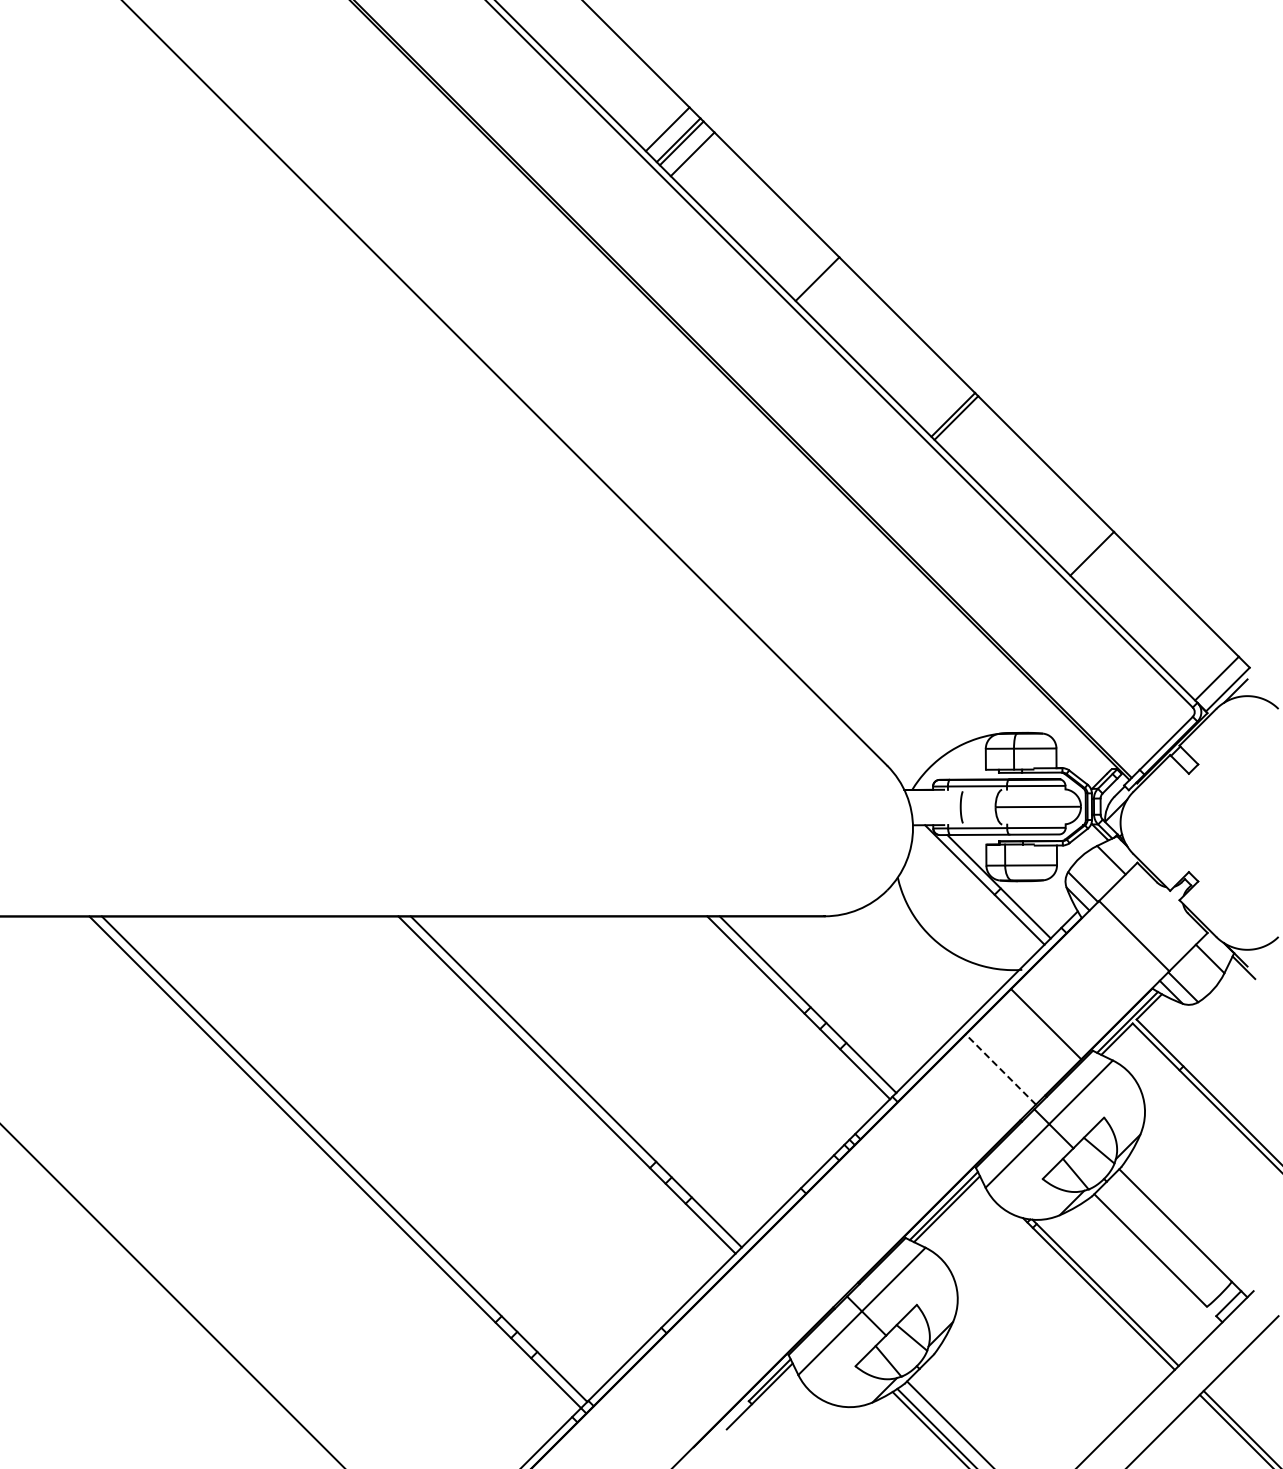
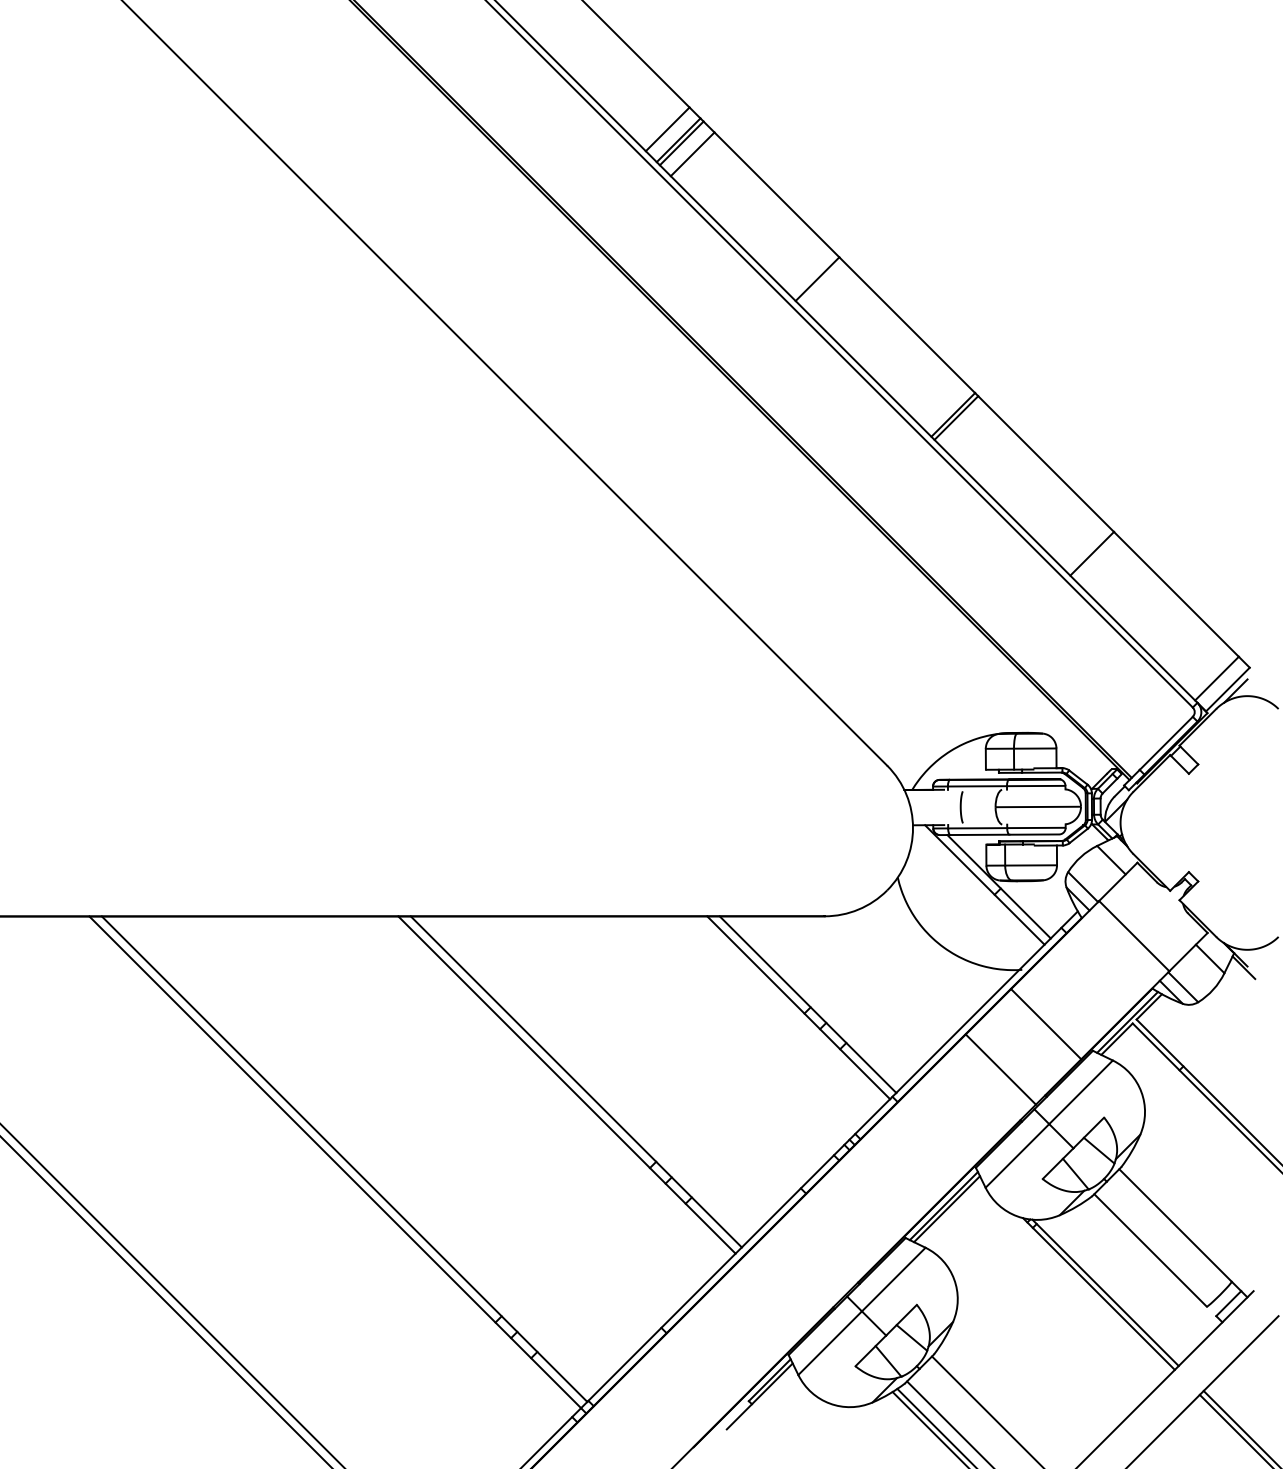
line: dashed -> solid (1000, 1069)
line: none -> present (165, 1301)
line: none -> present (986, 1410)
